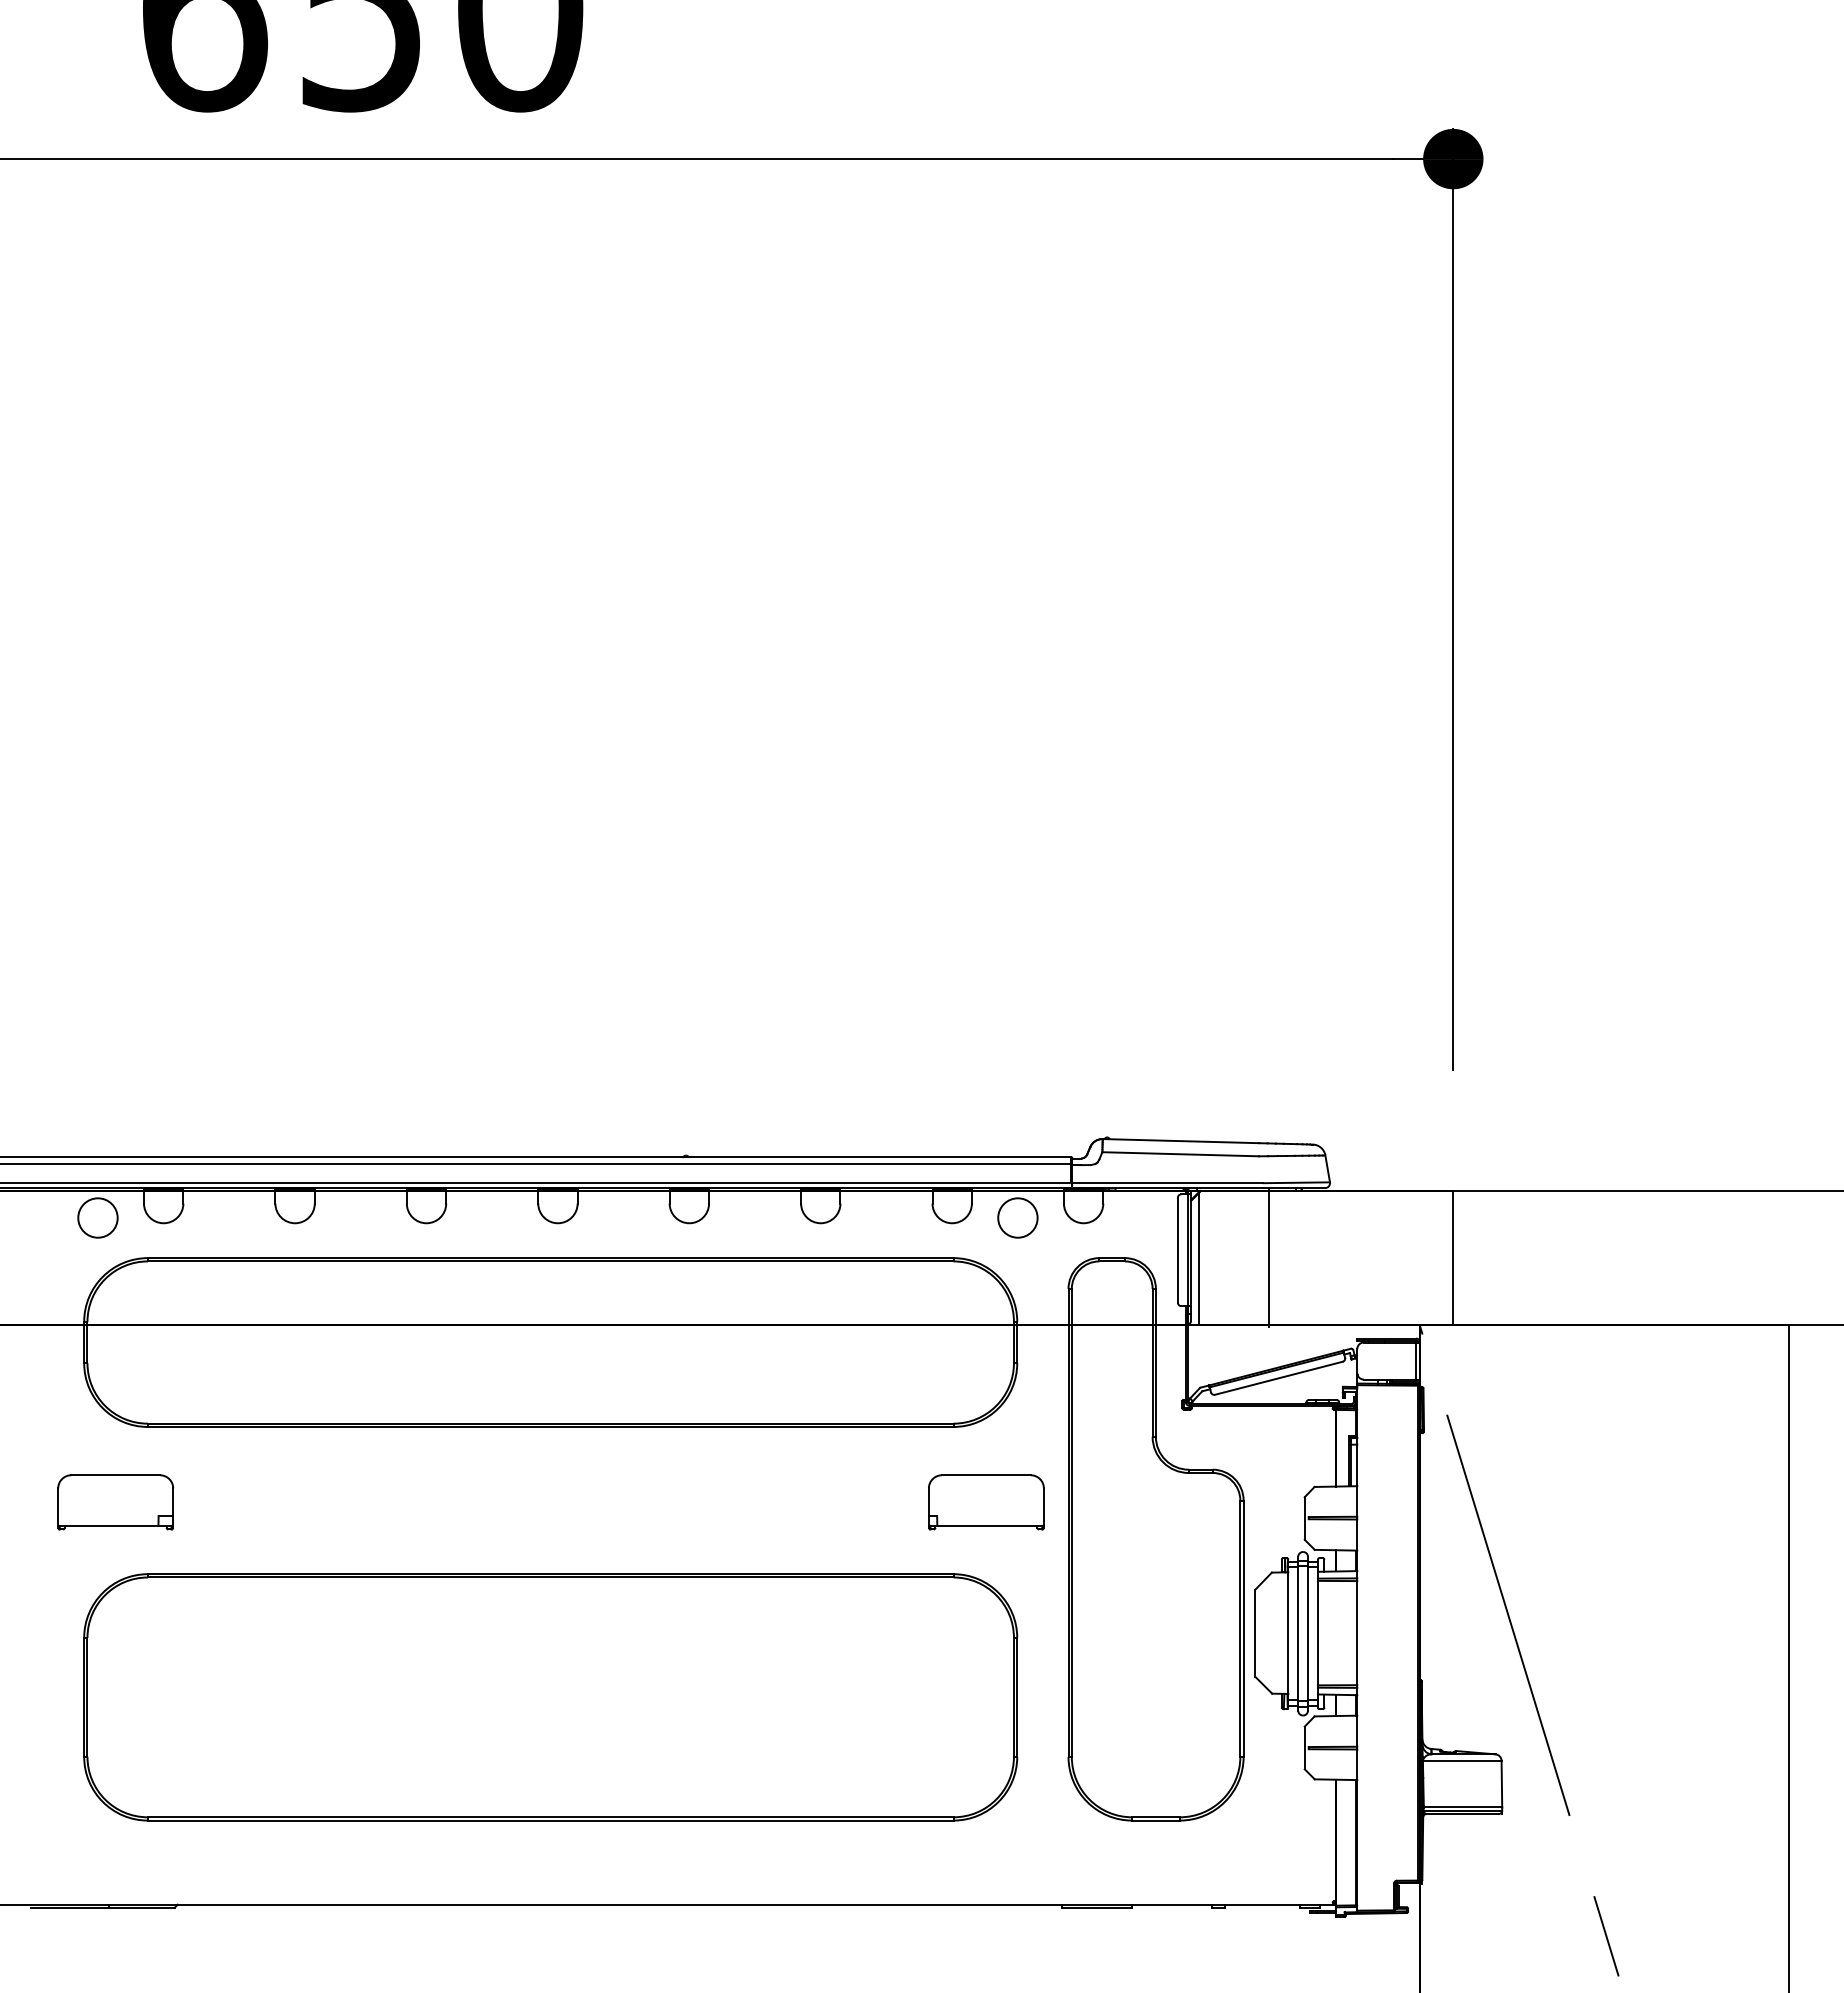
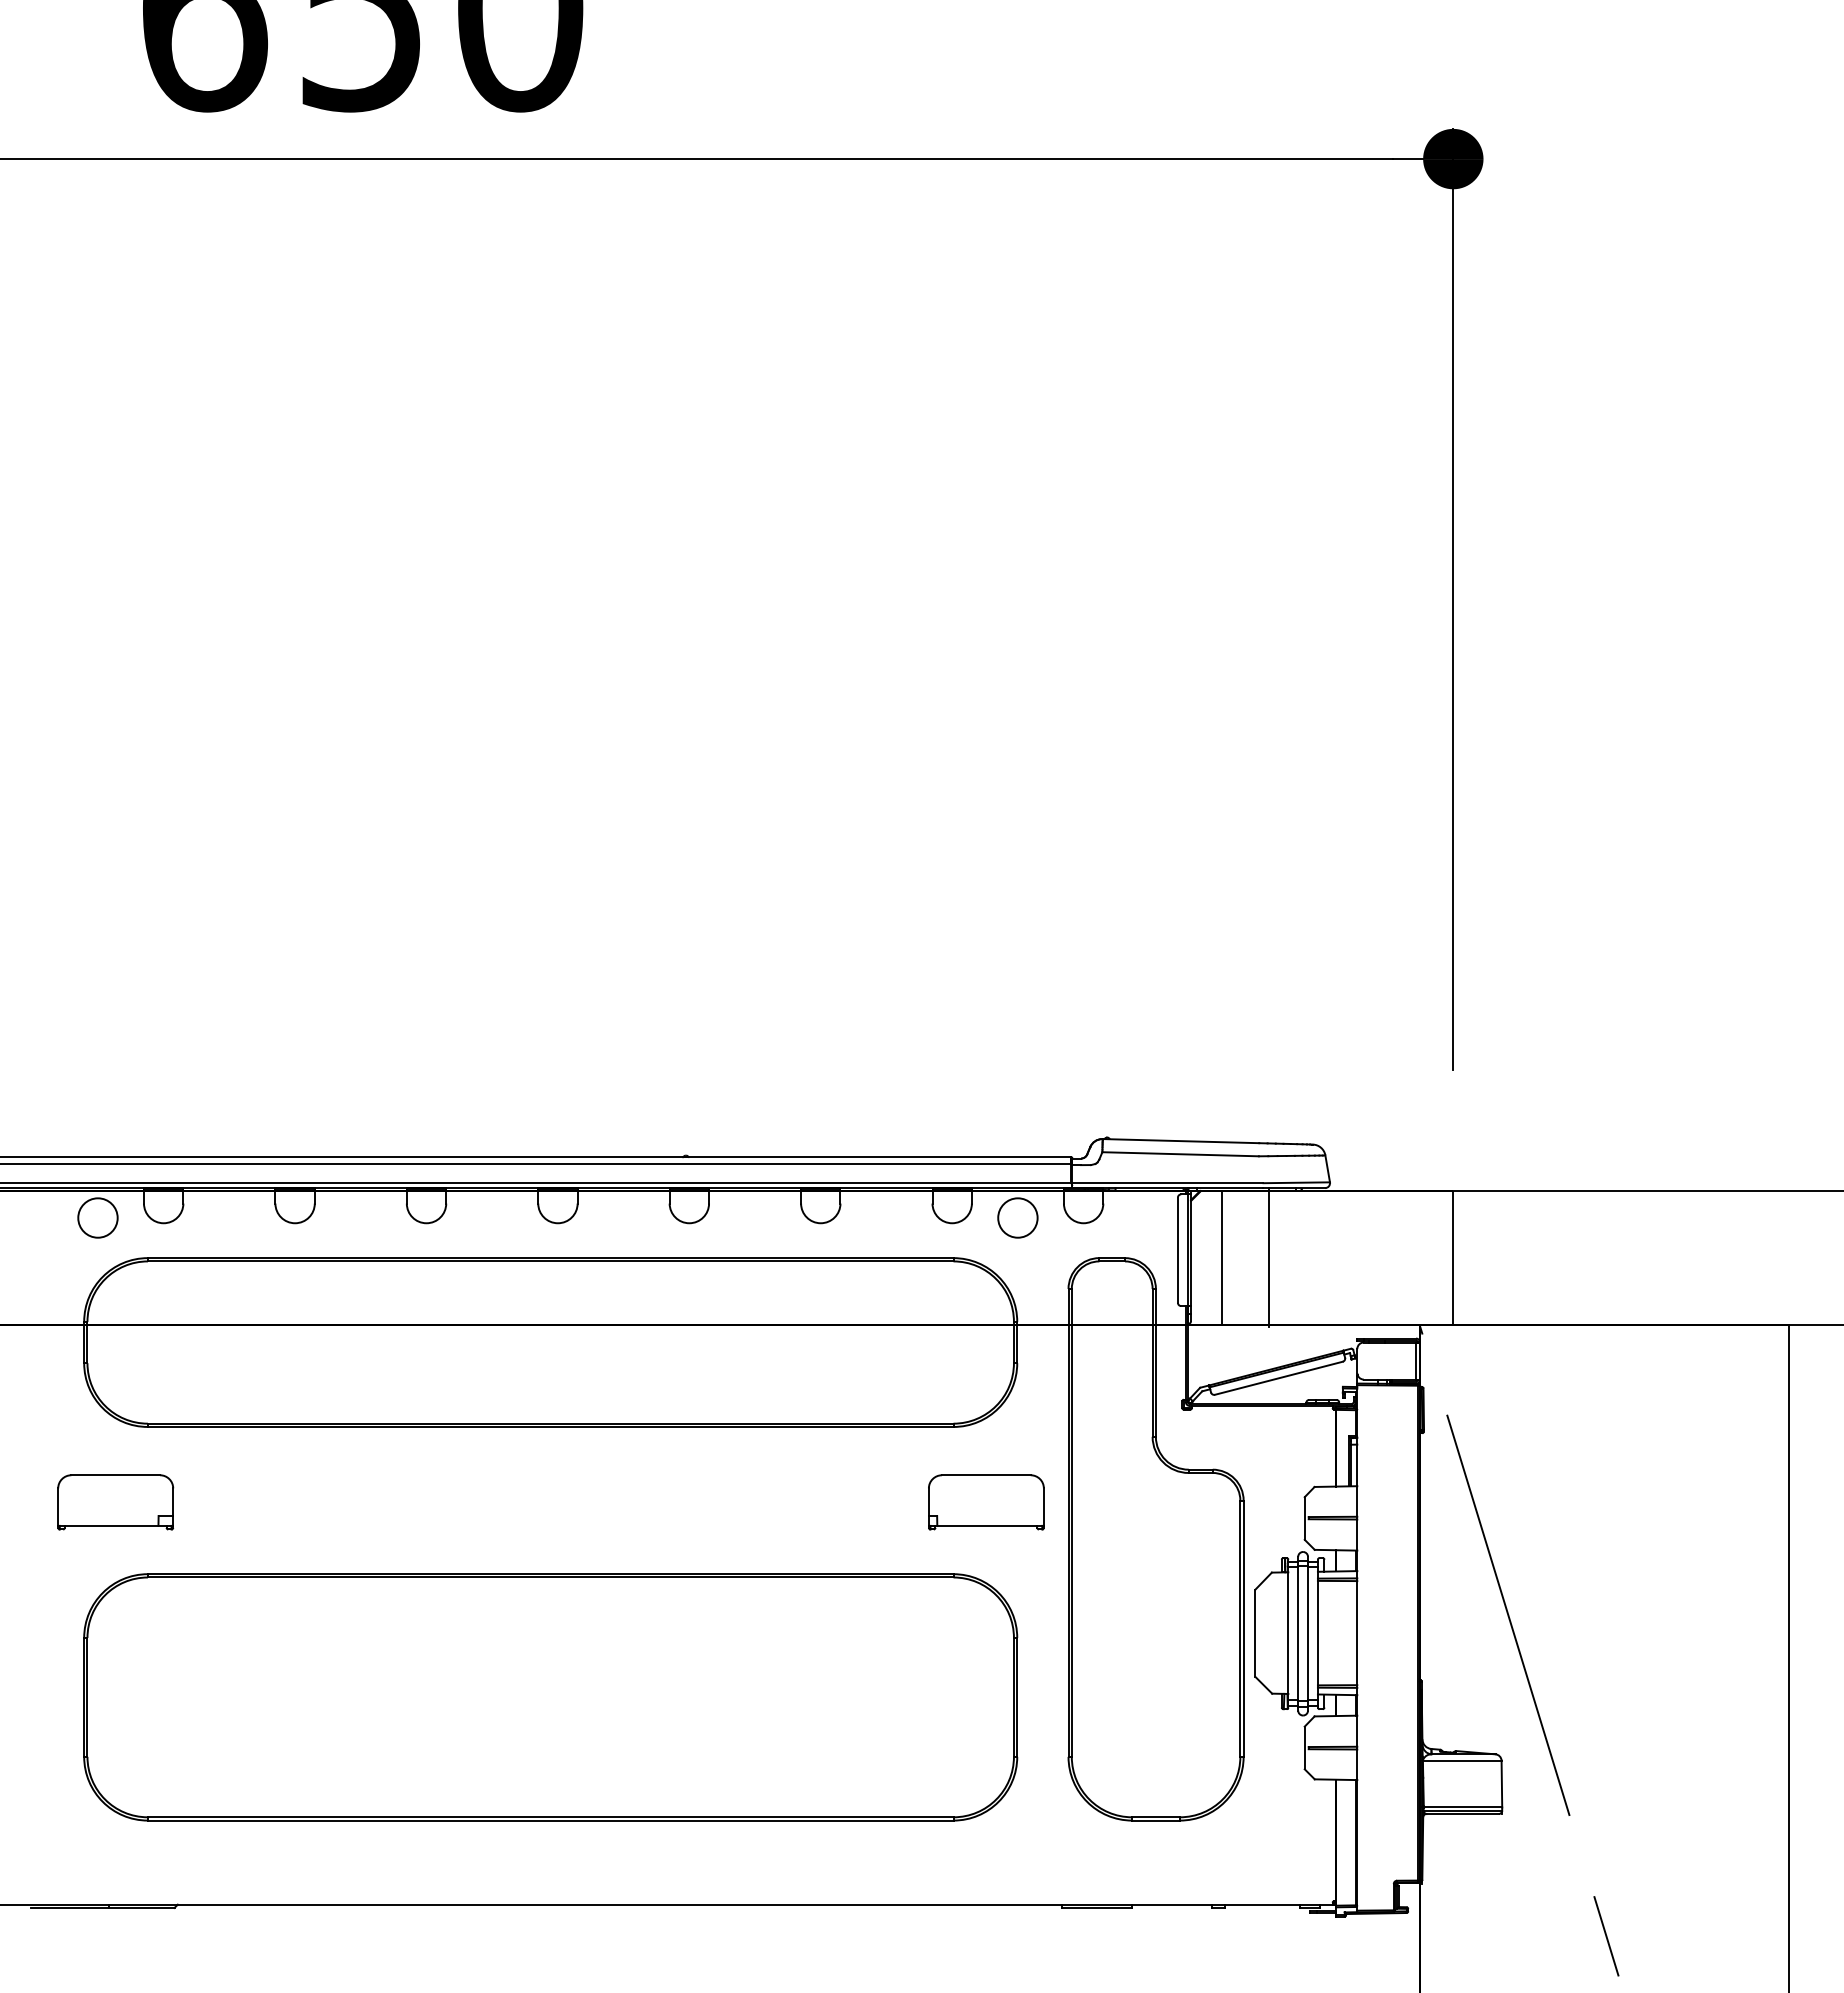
line position: (1198, 1258) -> (1221, 1258) (1221, 1258)
